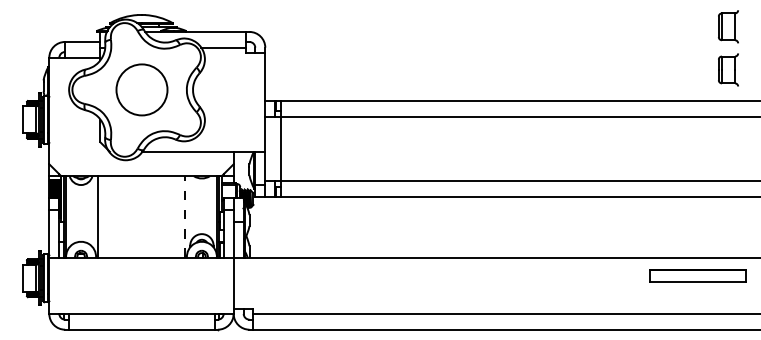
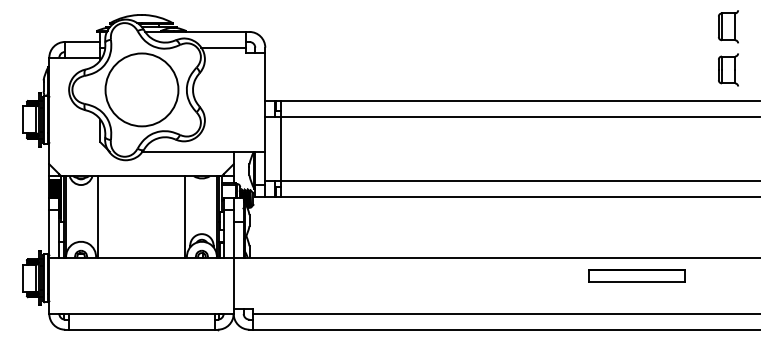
circle diameter: 51 px -> 73 px (141, 89)
line: dashed -> solid (184, 217)
part position: (697, 275) -> (636, 275) (636, 275)
